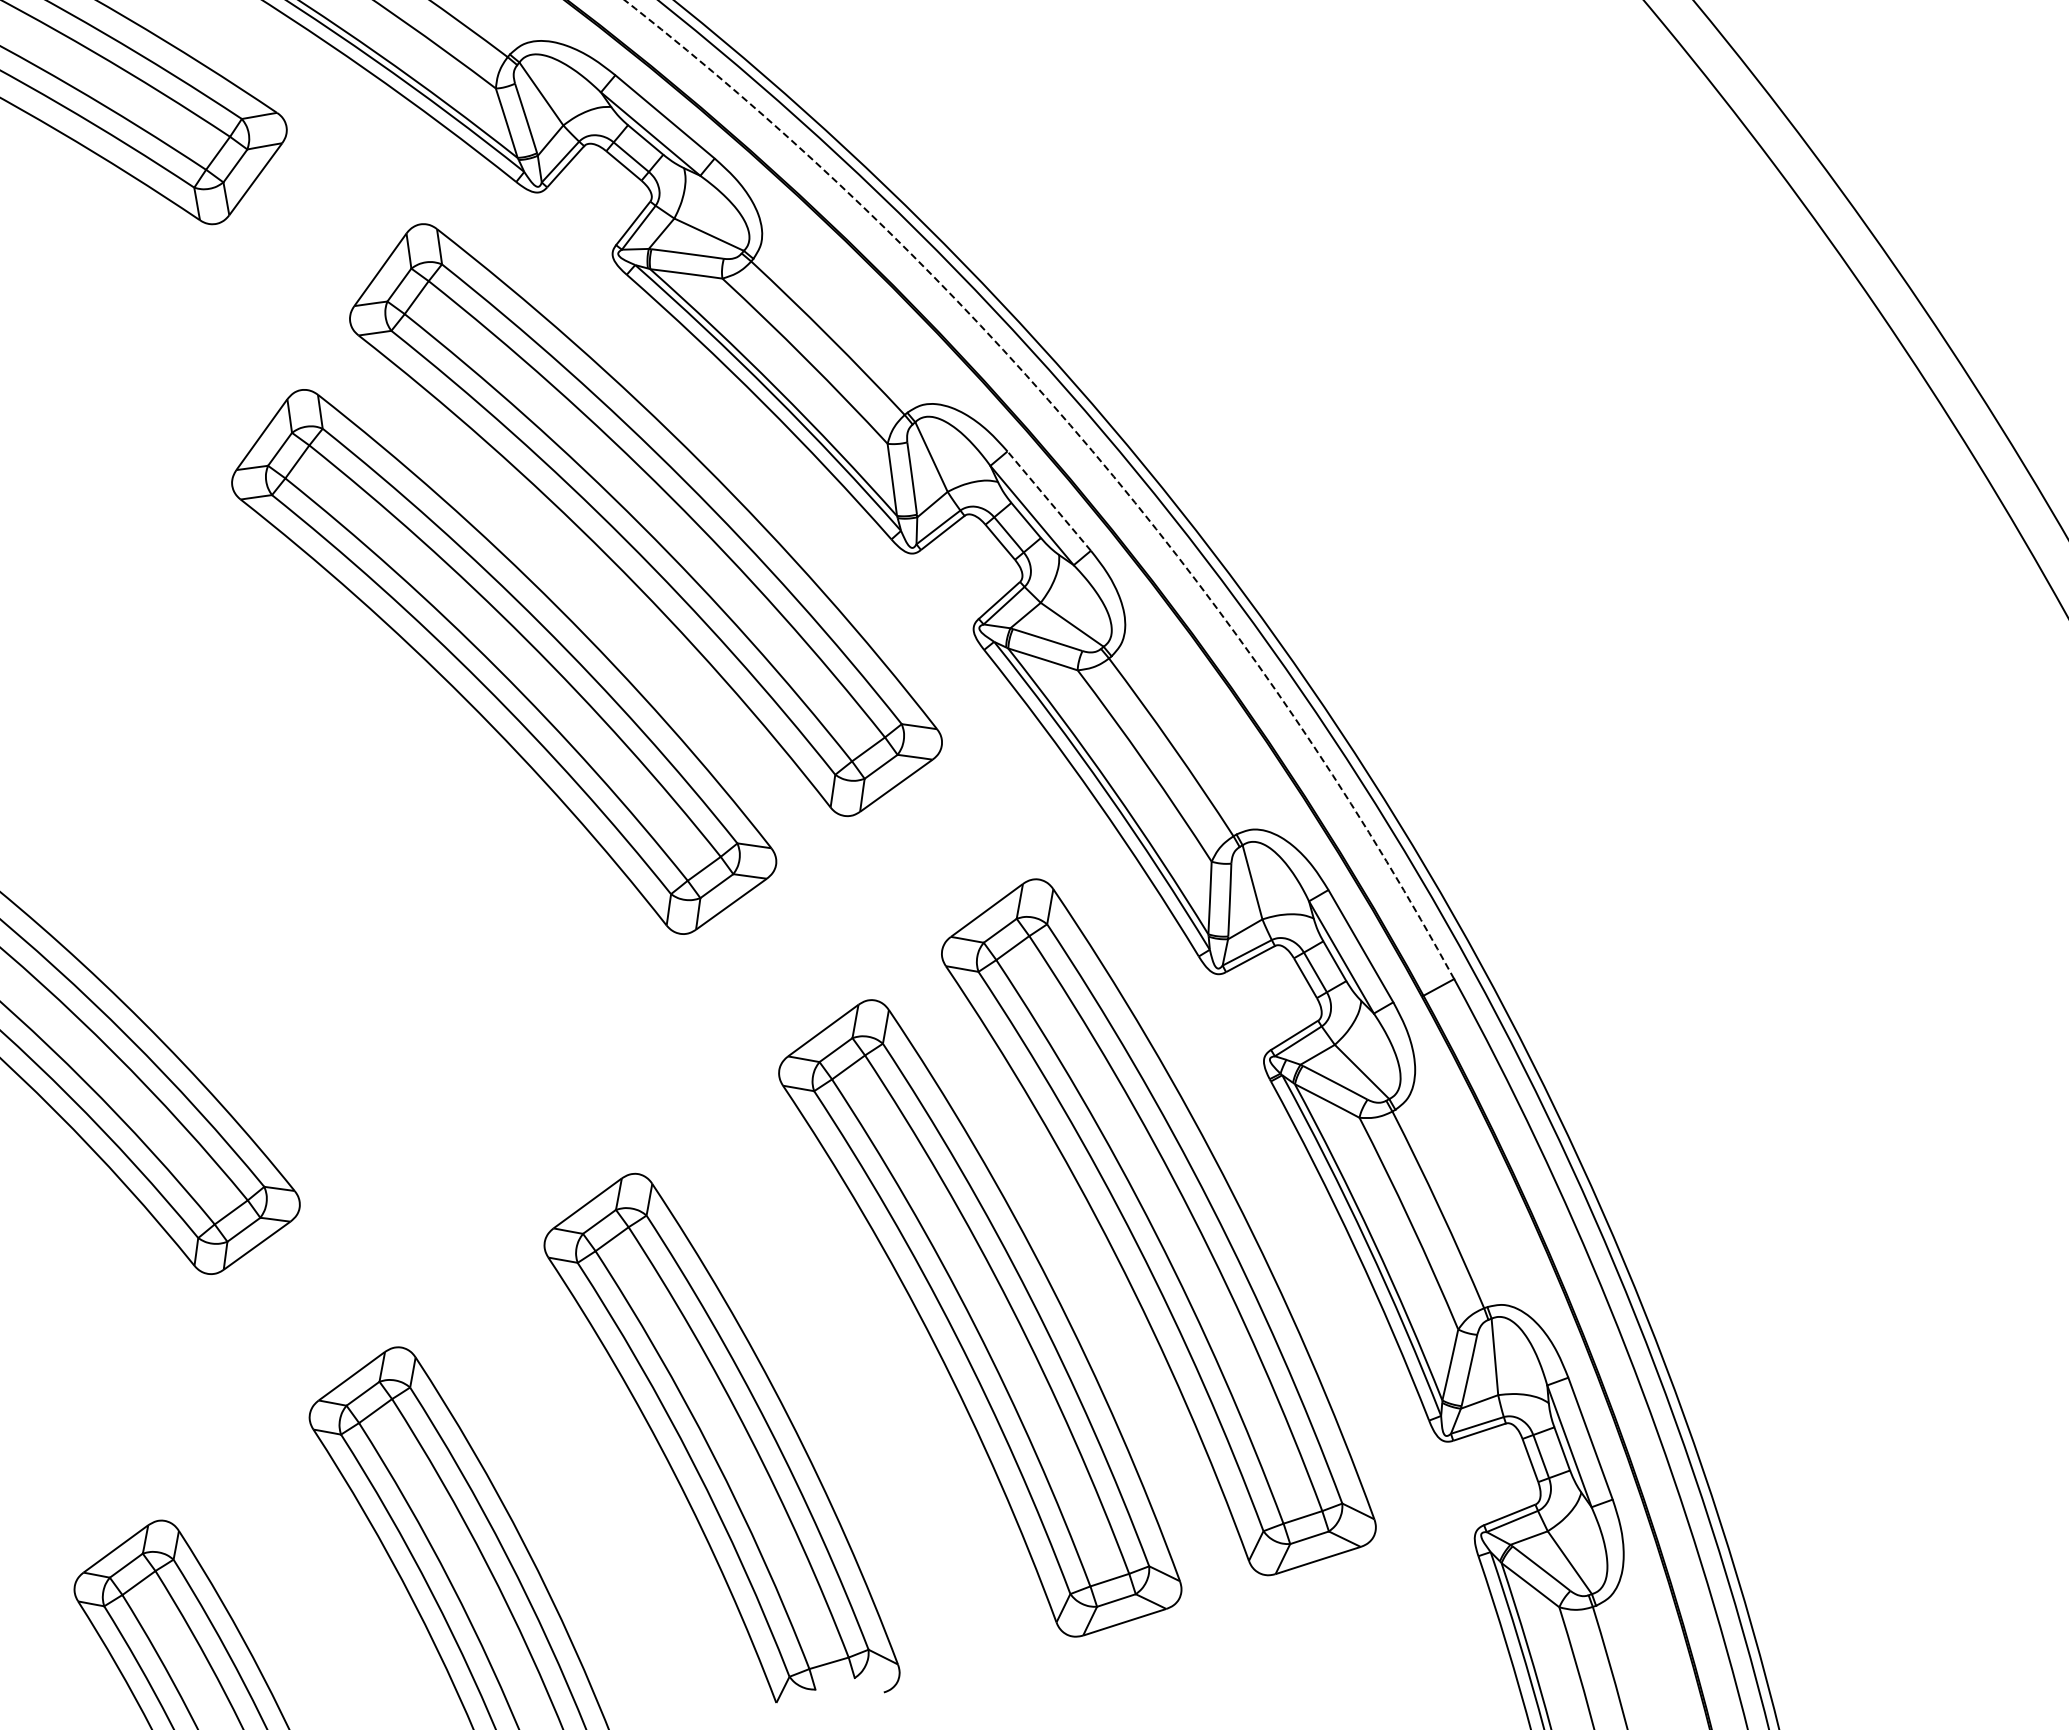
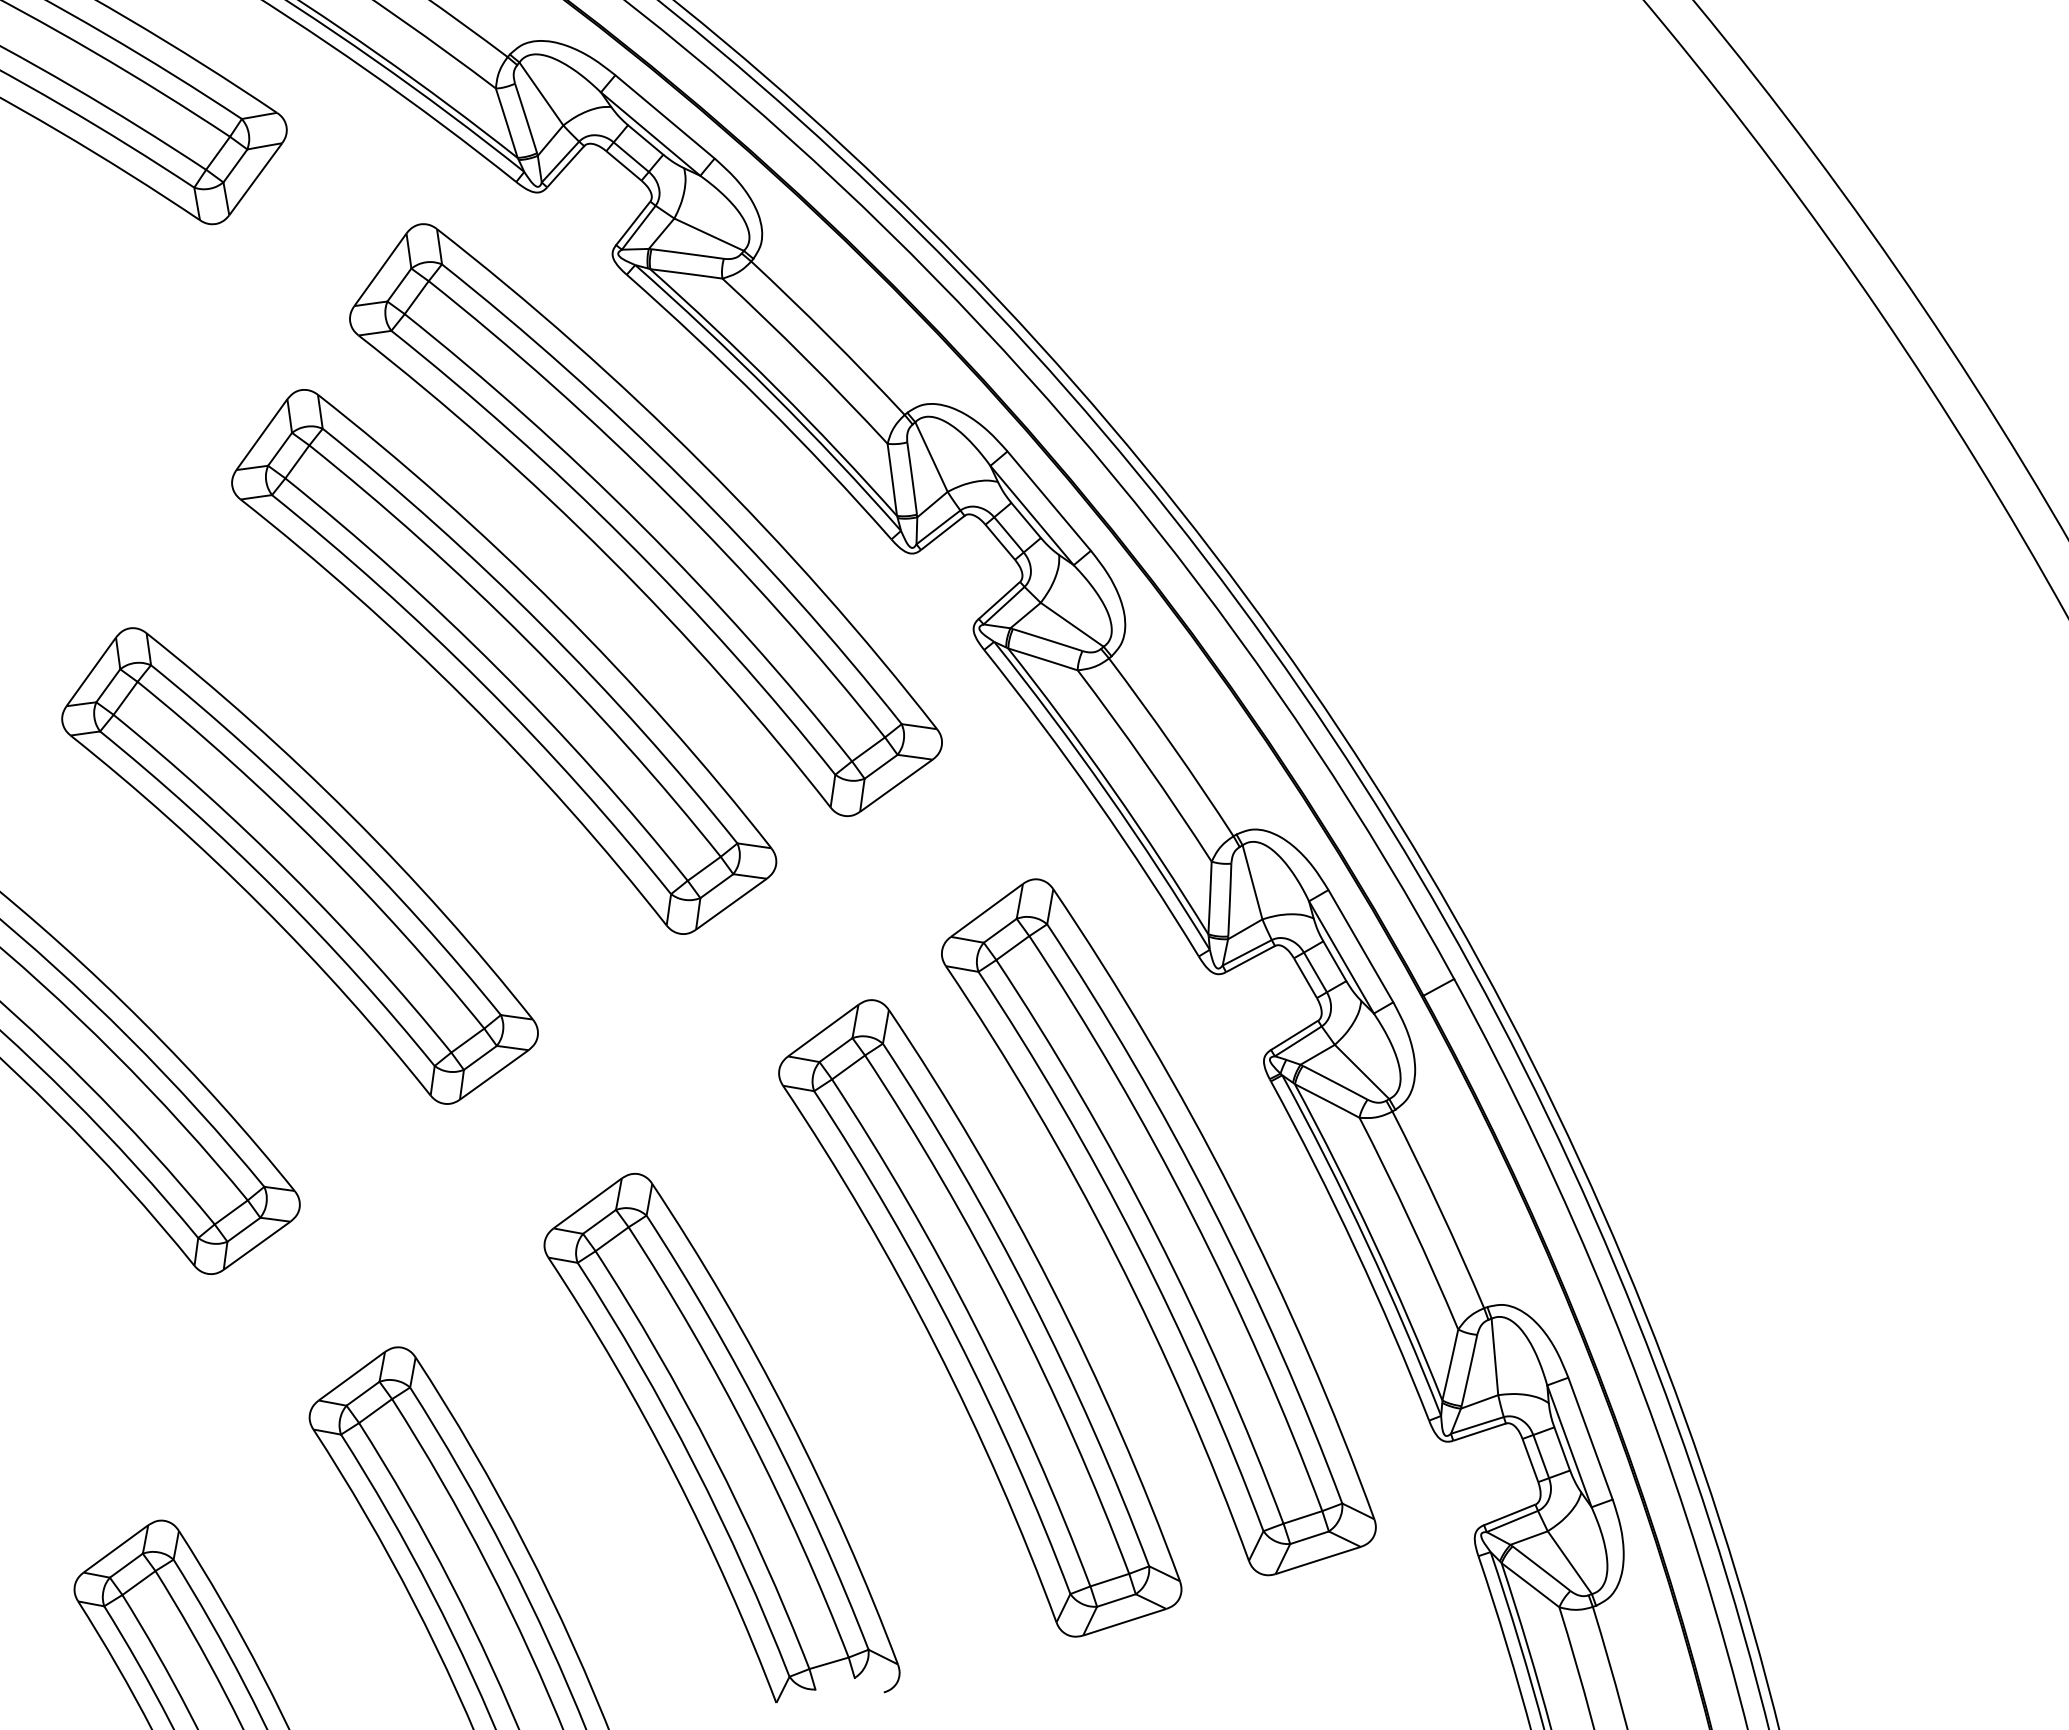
arc: dashed -> solid (1087, 445)
line: dashed -> solid (1049, 501)
part: none -> present (299, 865)
